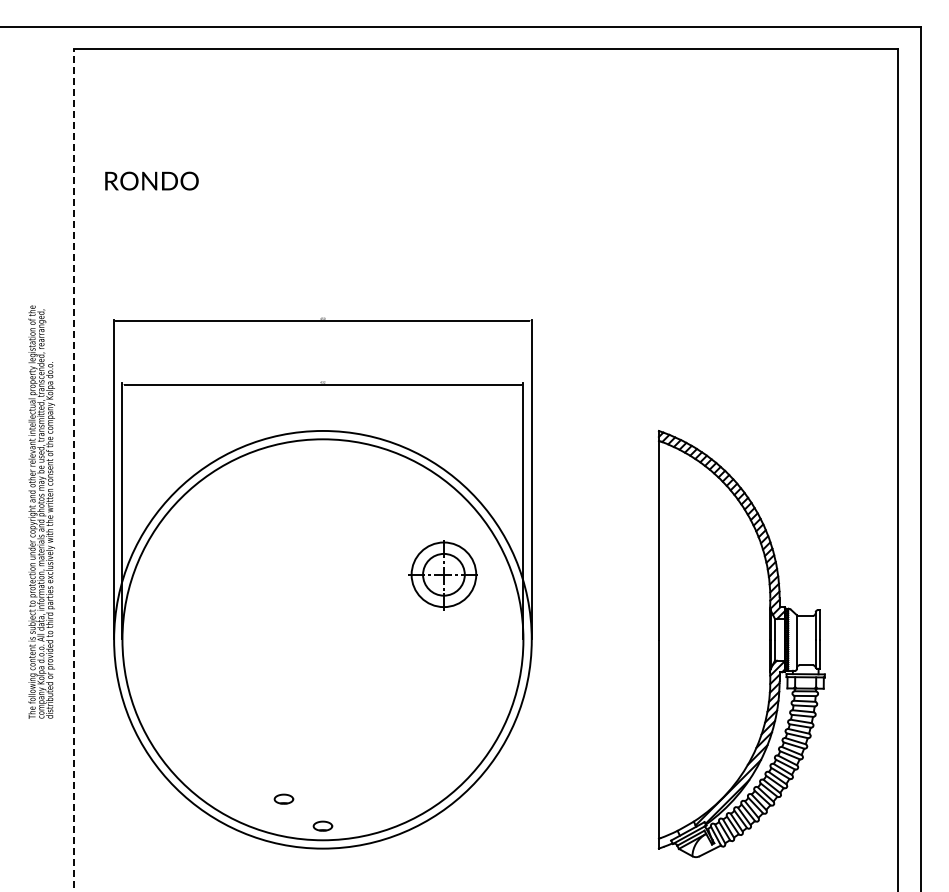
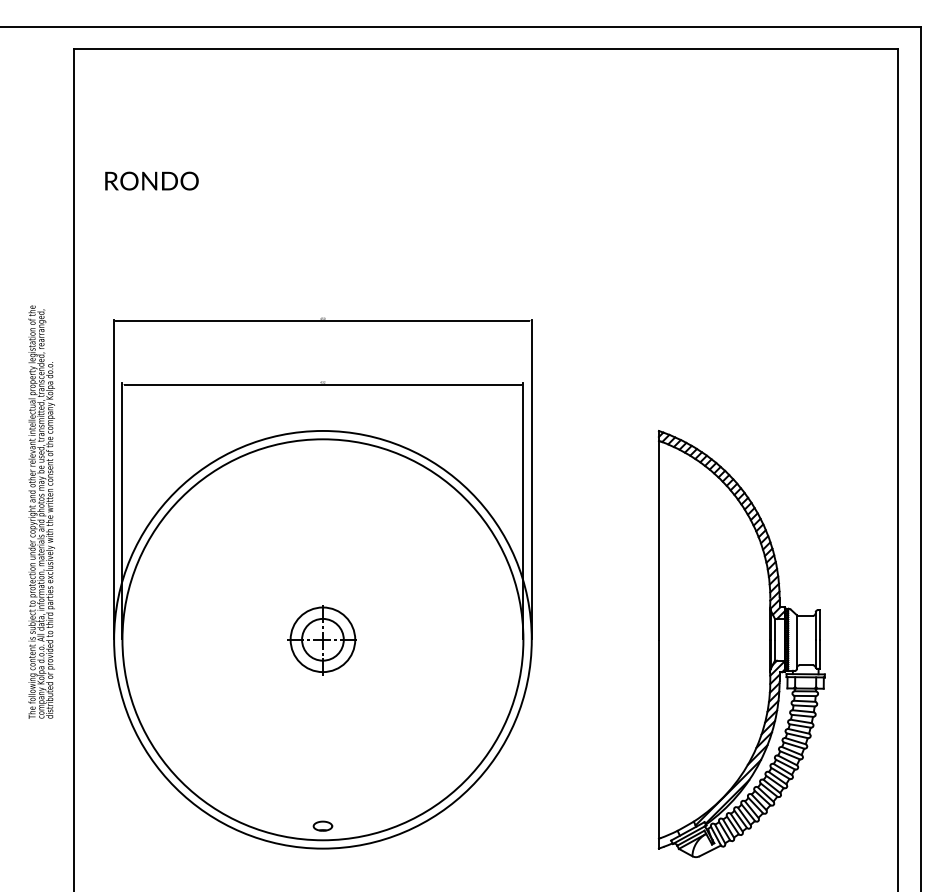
line: dashed -> solid (74, 470)
part position: (442, 575) -> (321, 640) (321, 640)
part: present -> none (283, 798)
